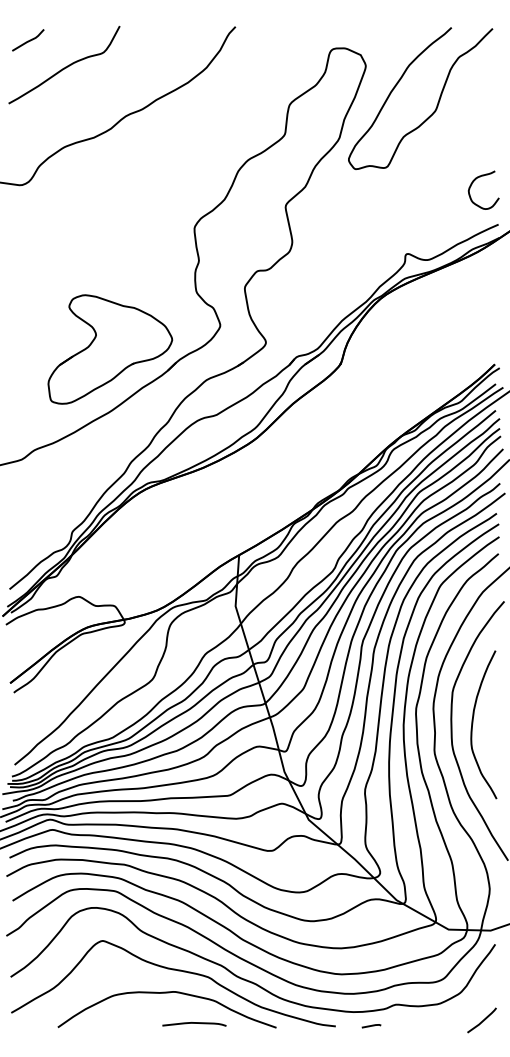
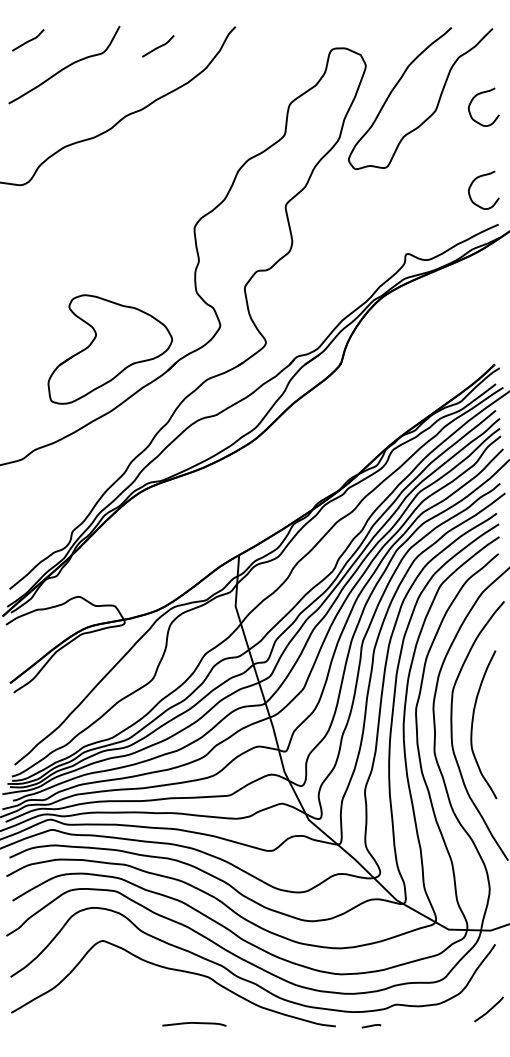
line: none -> present (158, 46)
curve: none -> present (475, 97)
curve: present -> none (166, 993)
line position: (482, 1020) -> (489, 1009) (489, 1009)
